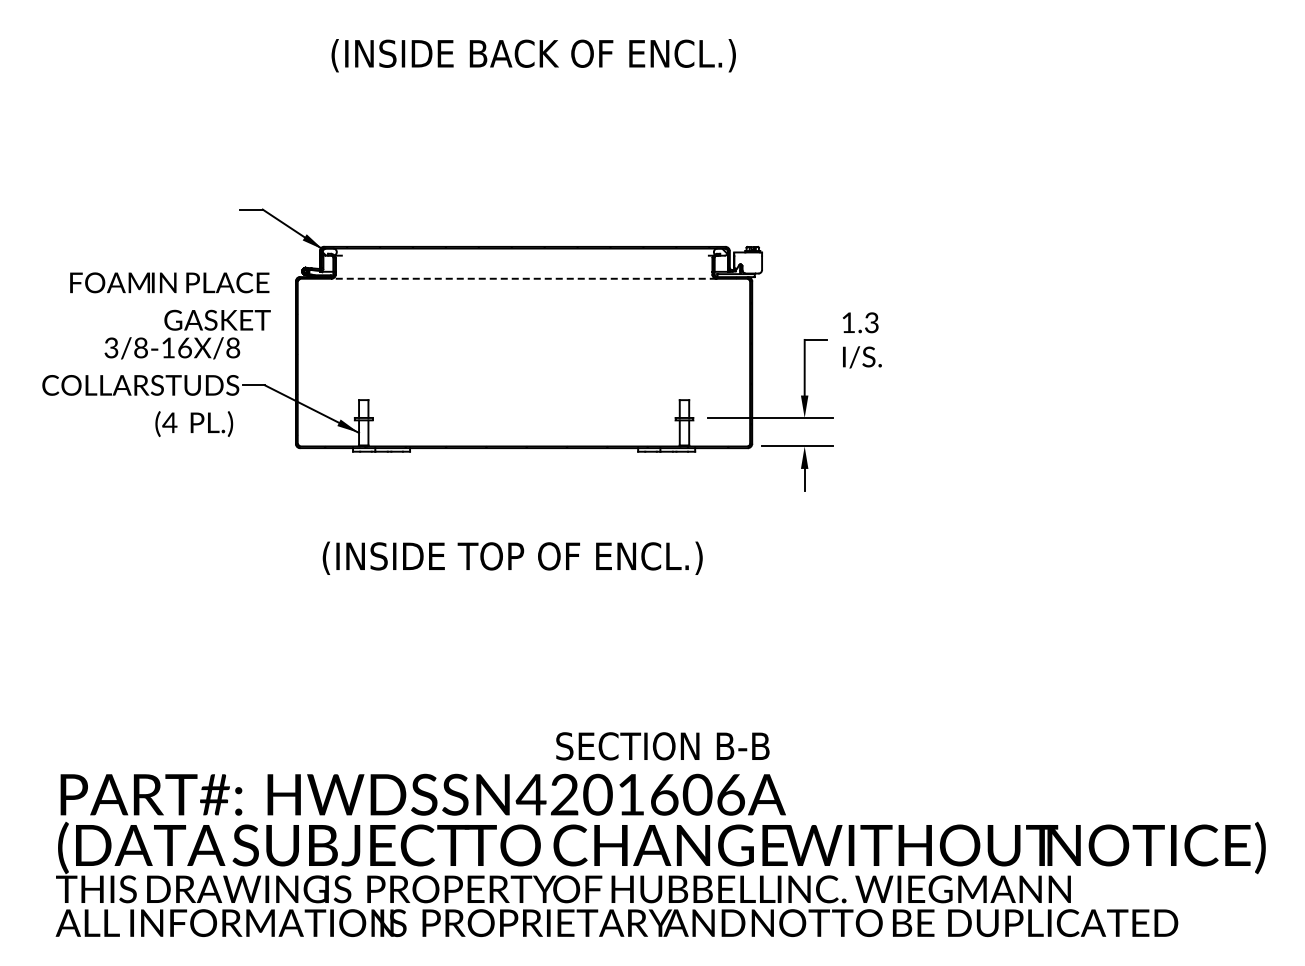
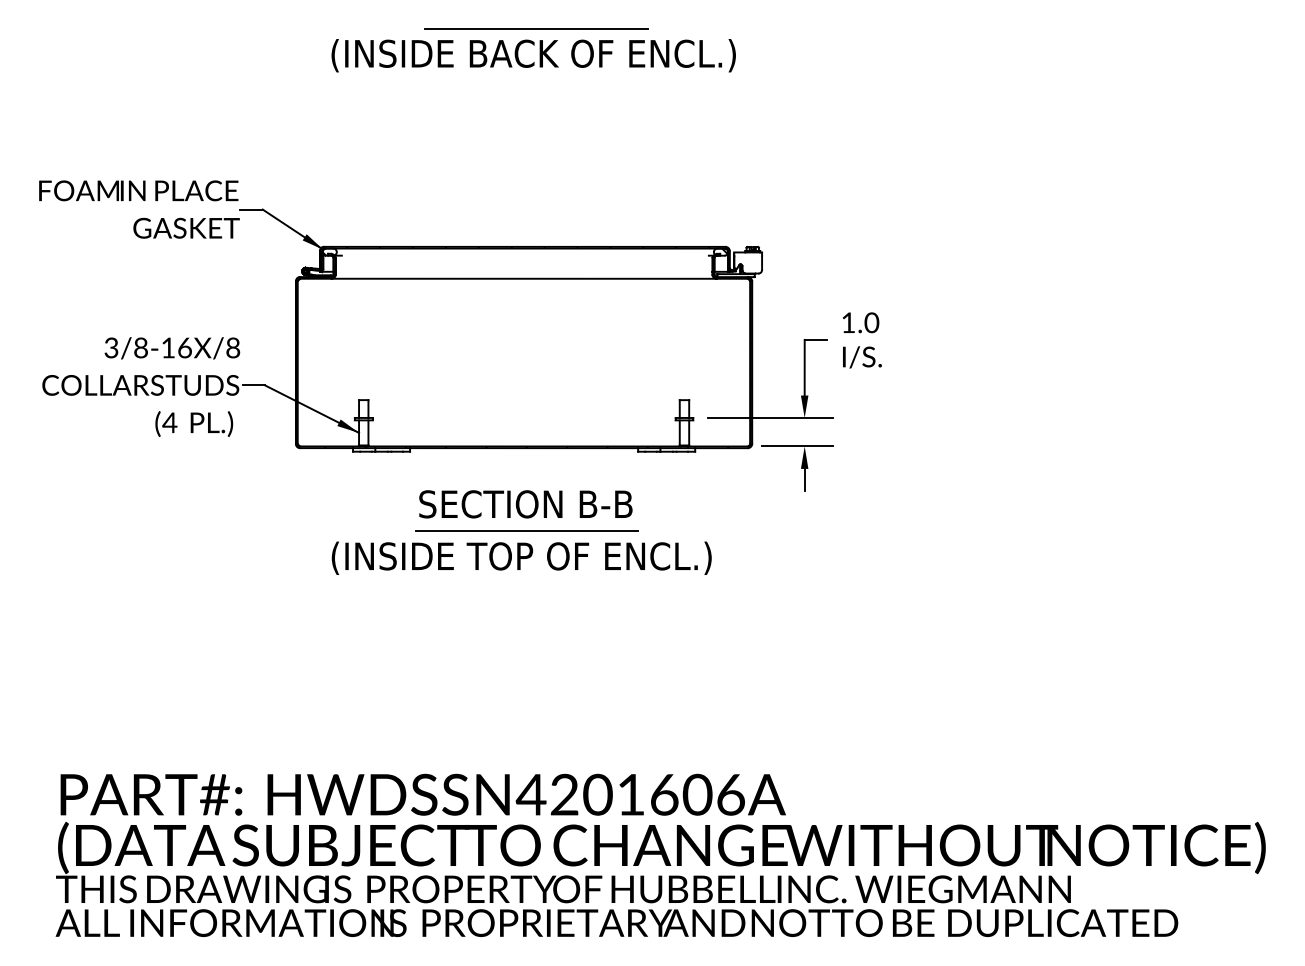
line: none -> present (536, 28)
line: dashed -> solid (524, 278)
text position: (170, 301) -> (139, 209) (139, 209)
text: 1.3 -> 1.0 (871, 322)
line: none -> present (526, 531)
text position: (512, 557) -> (521, 557) (521, 557)
text position: (662, 746) -> (525, 504) (525, 504)
